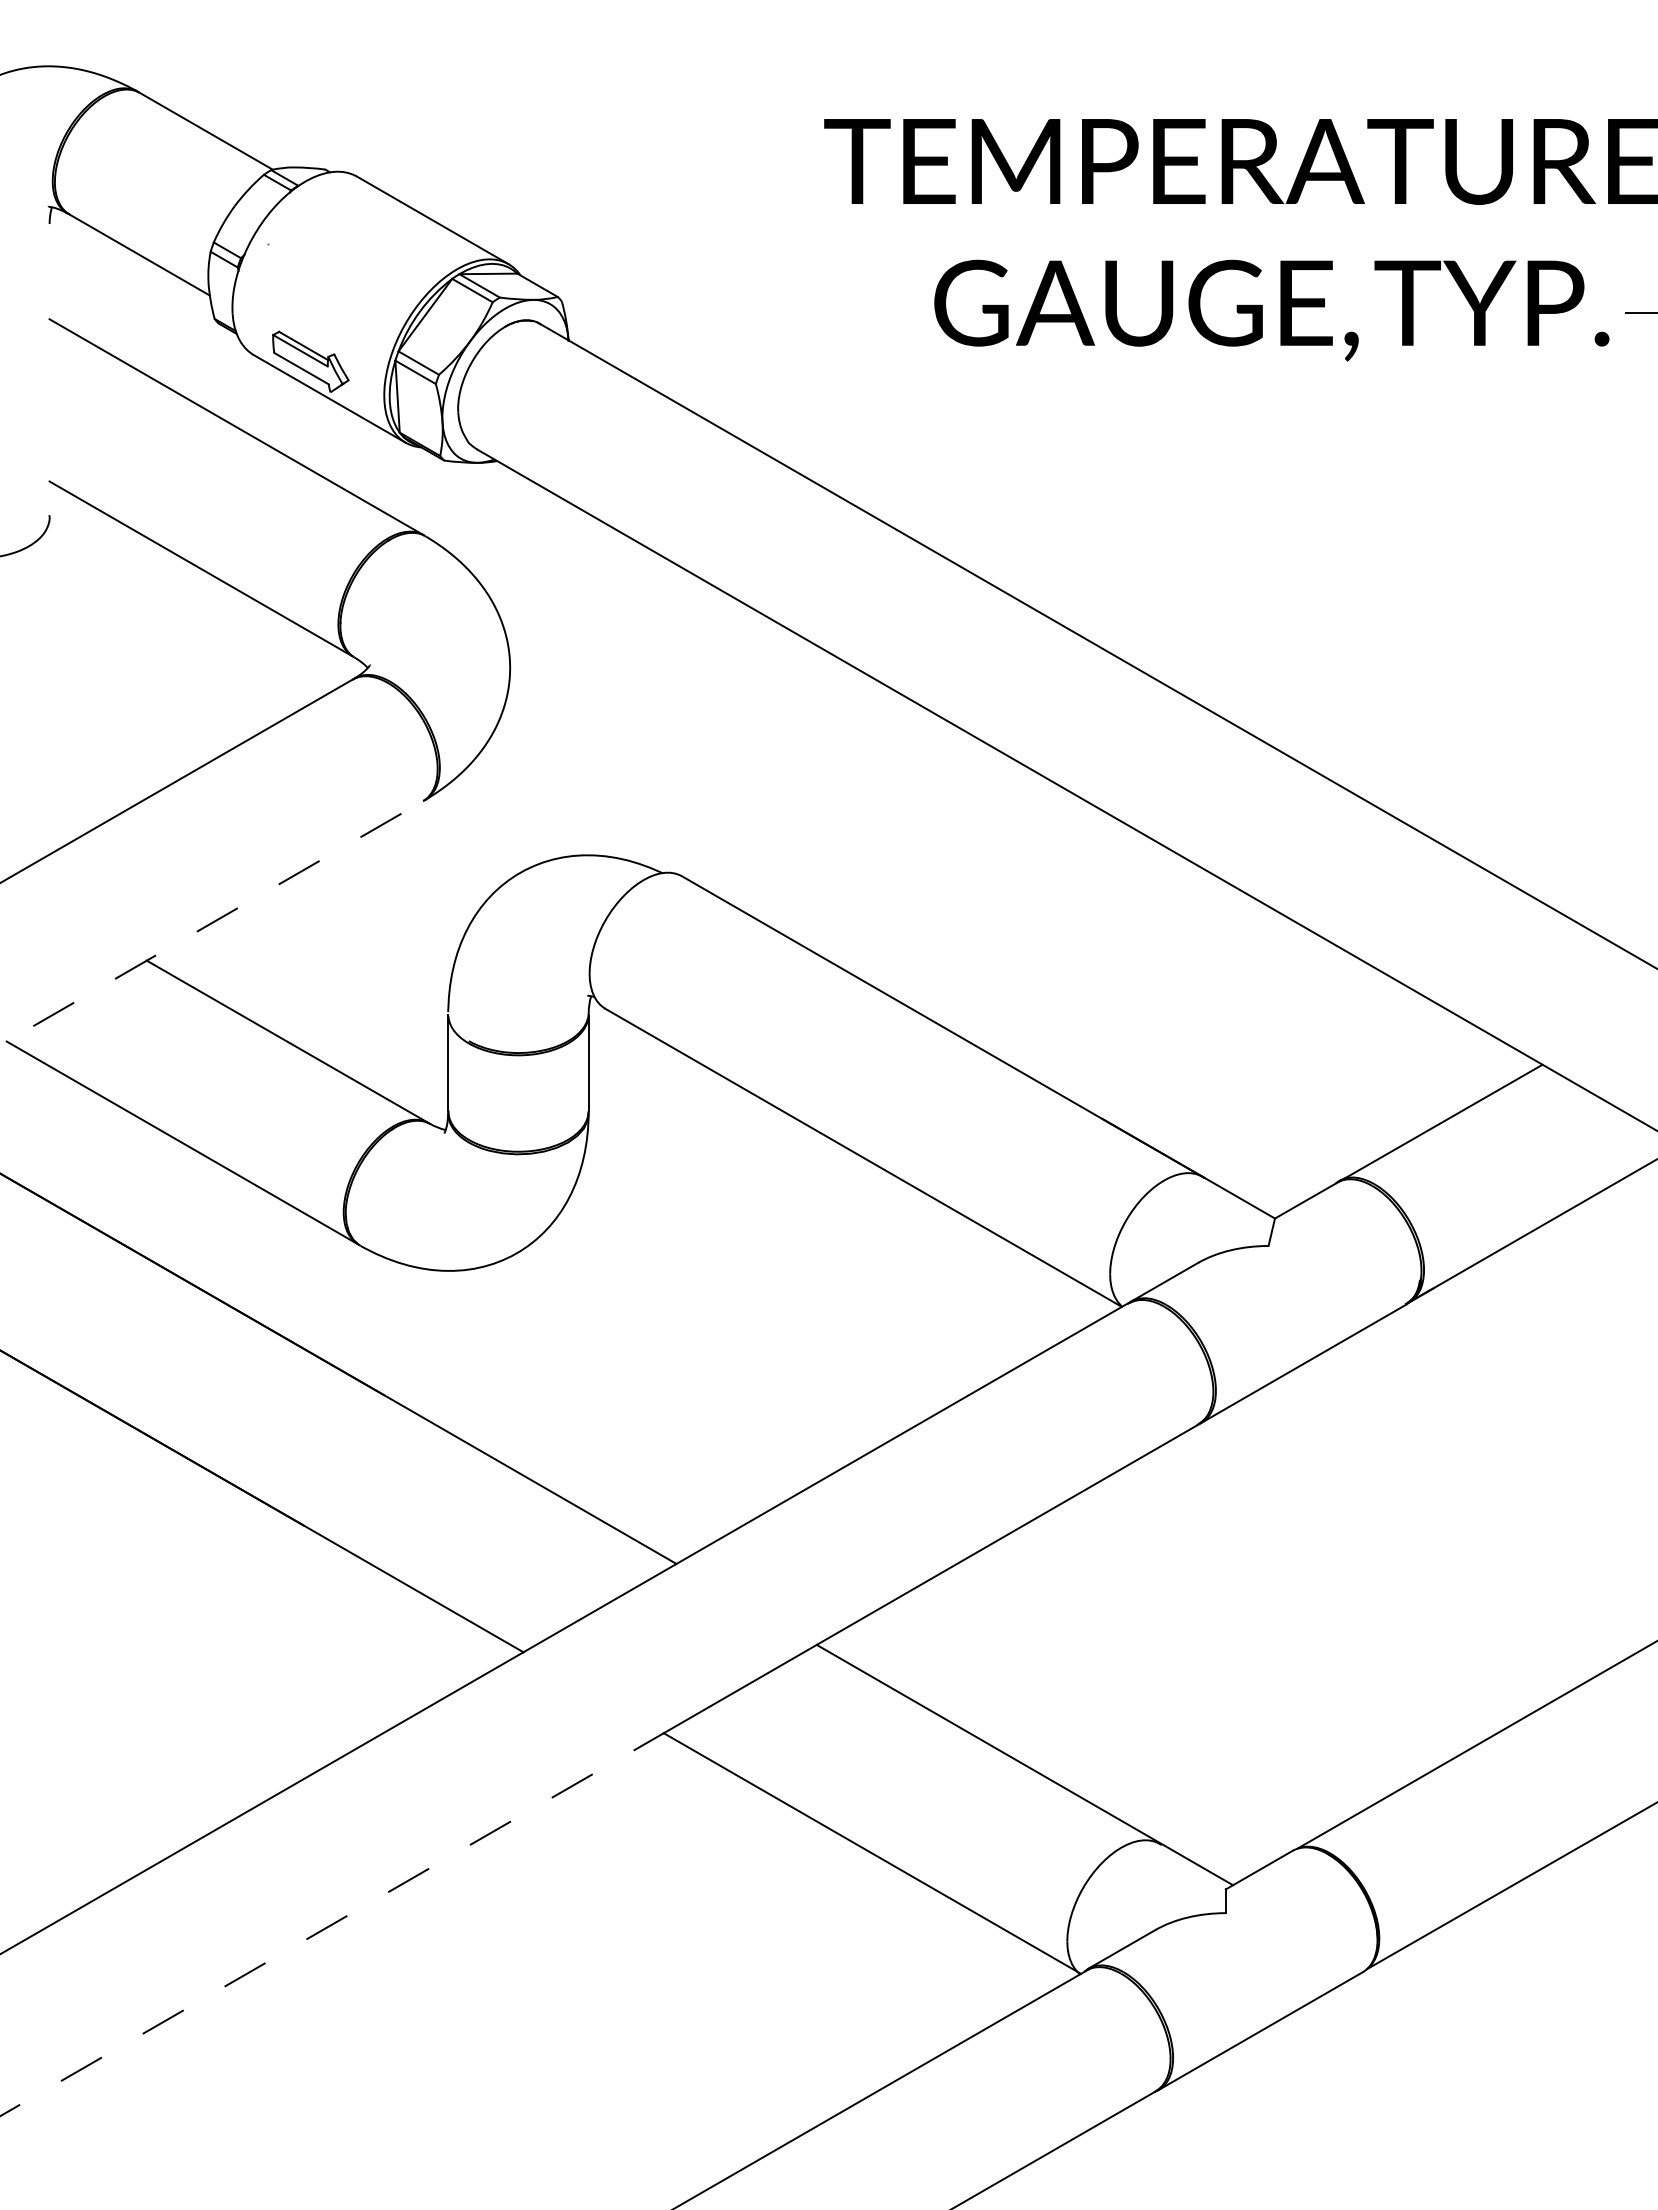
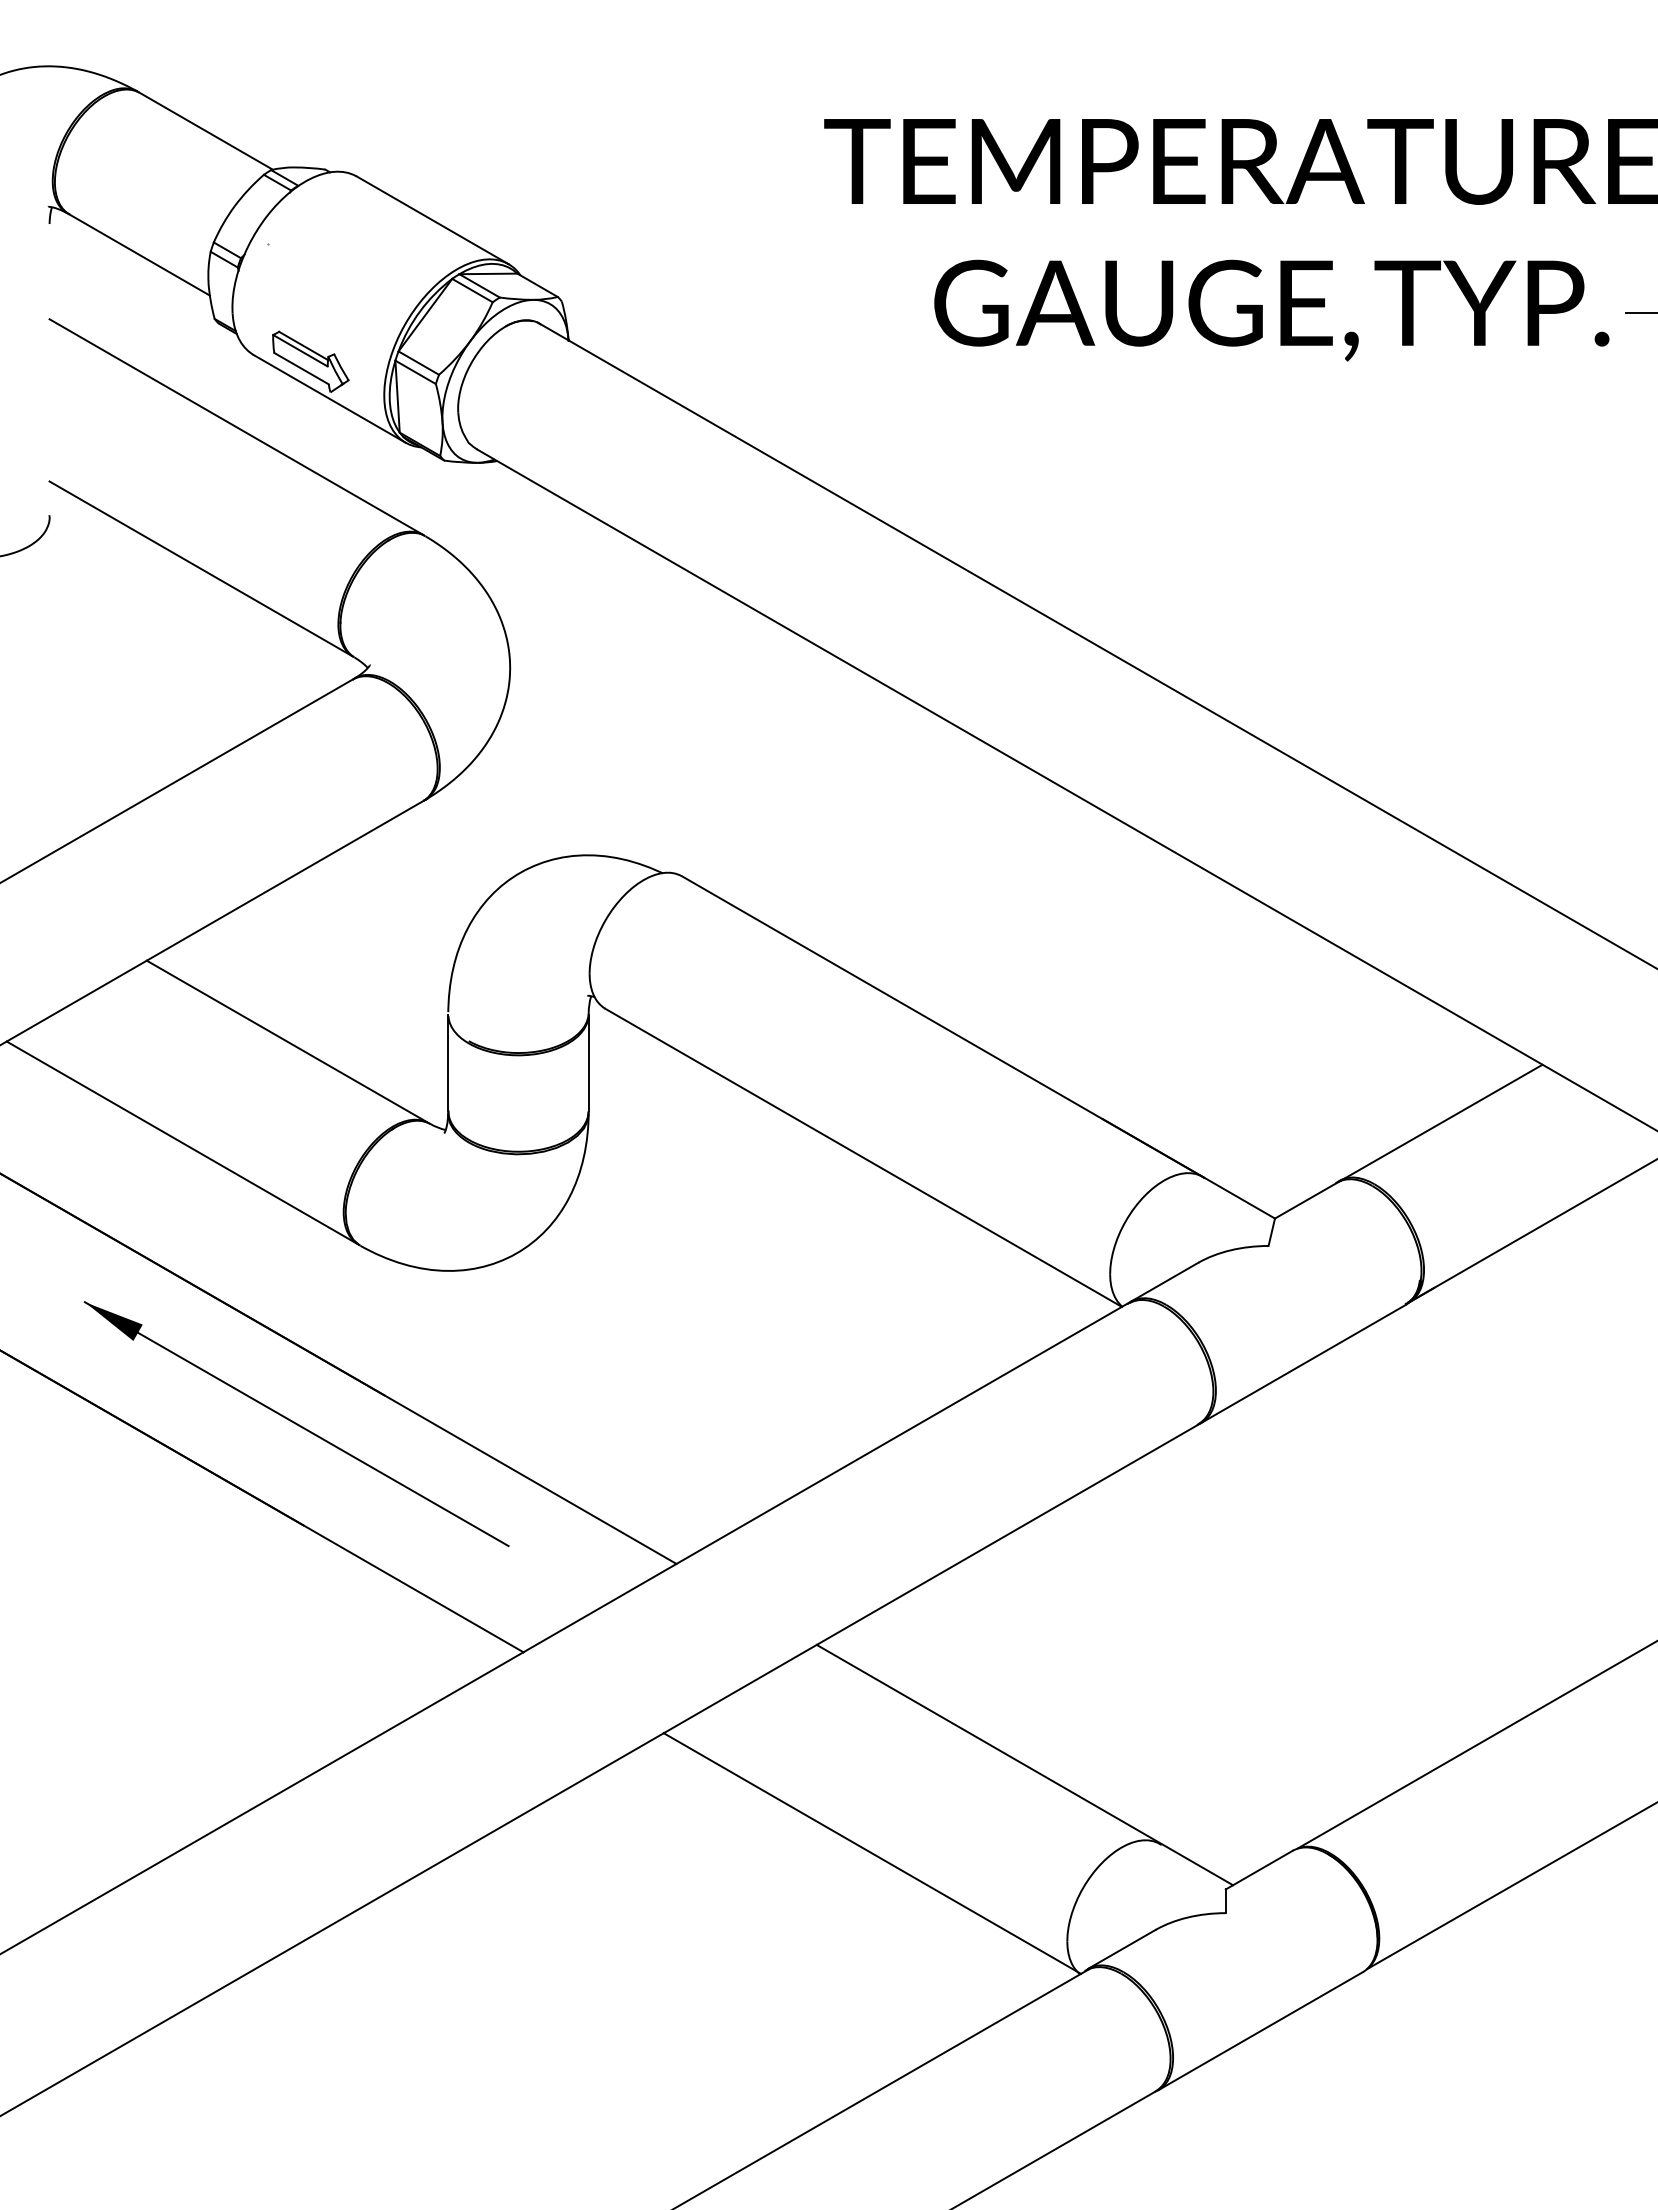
line: dashed -> solid (214, 921)
part: none -> present (296, 1424)
line: dashed -> solid (332, 1924)
